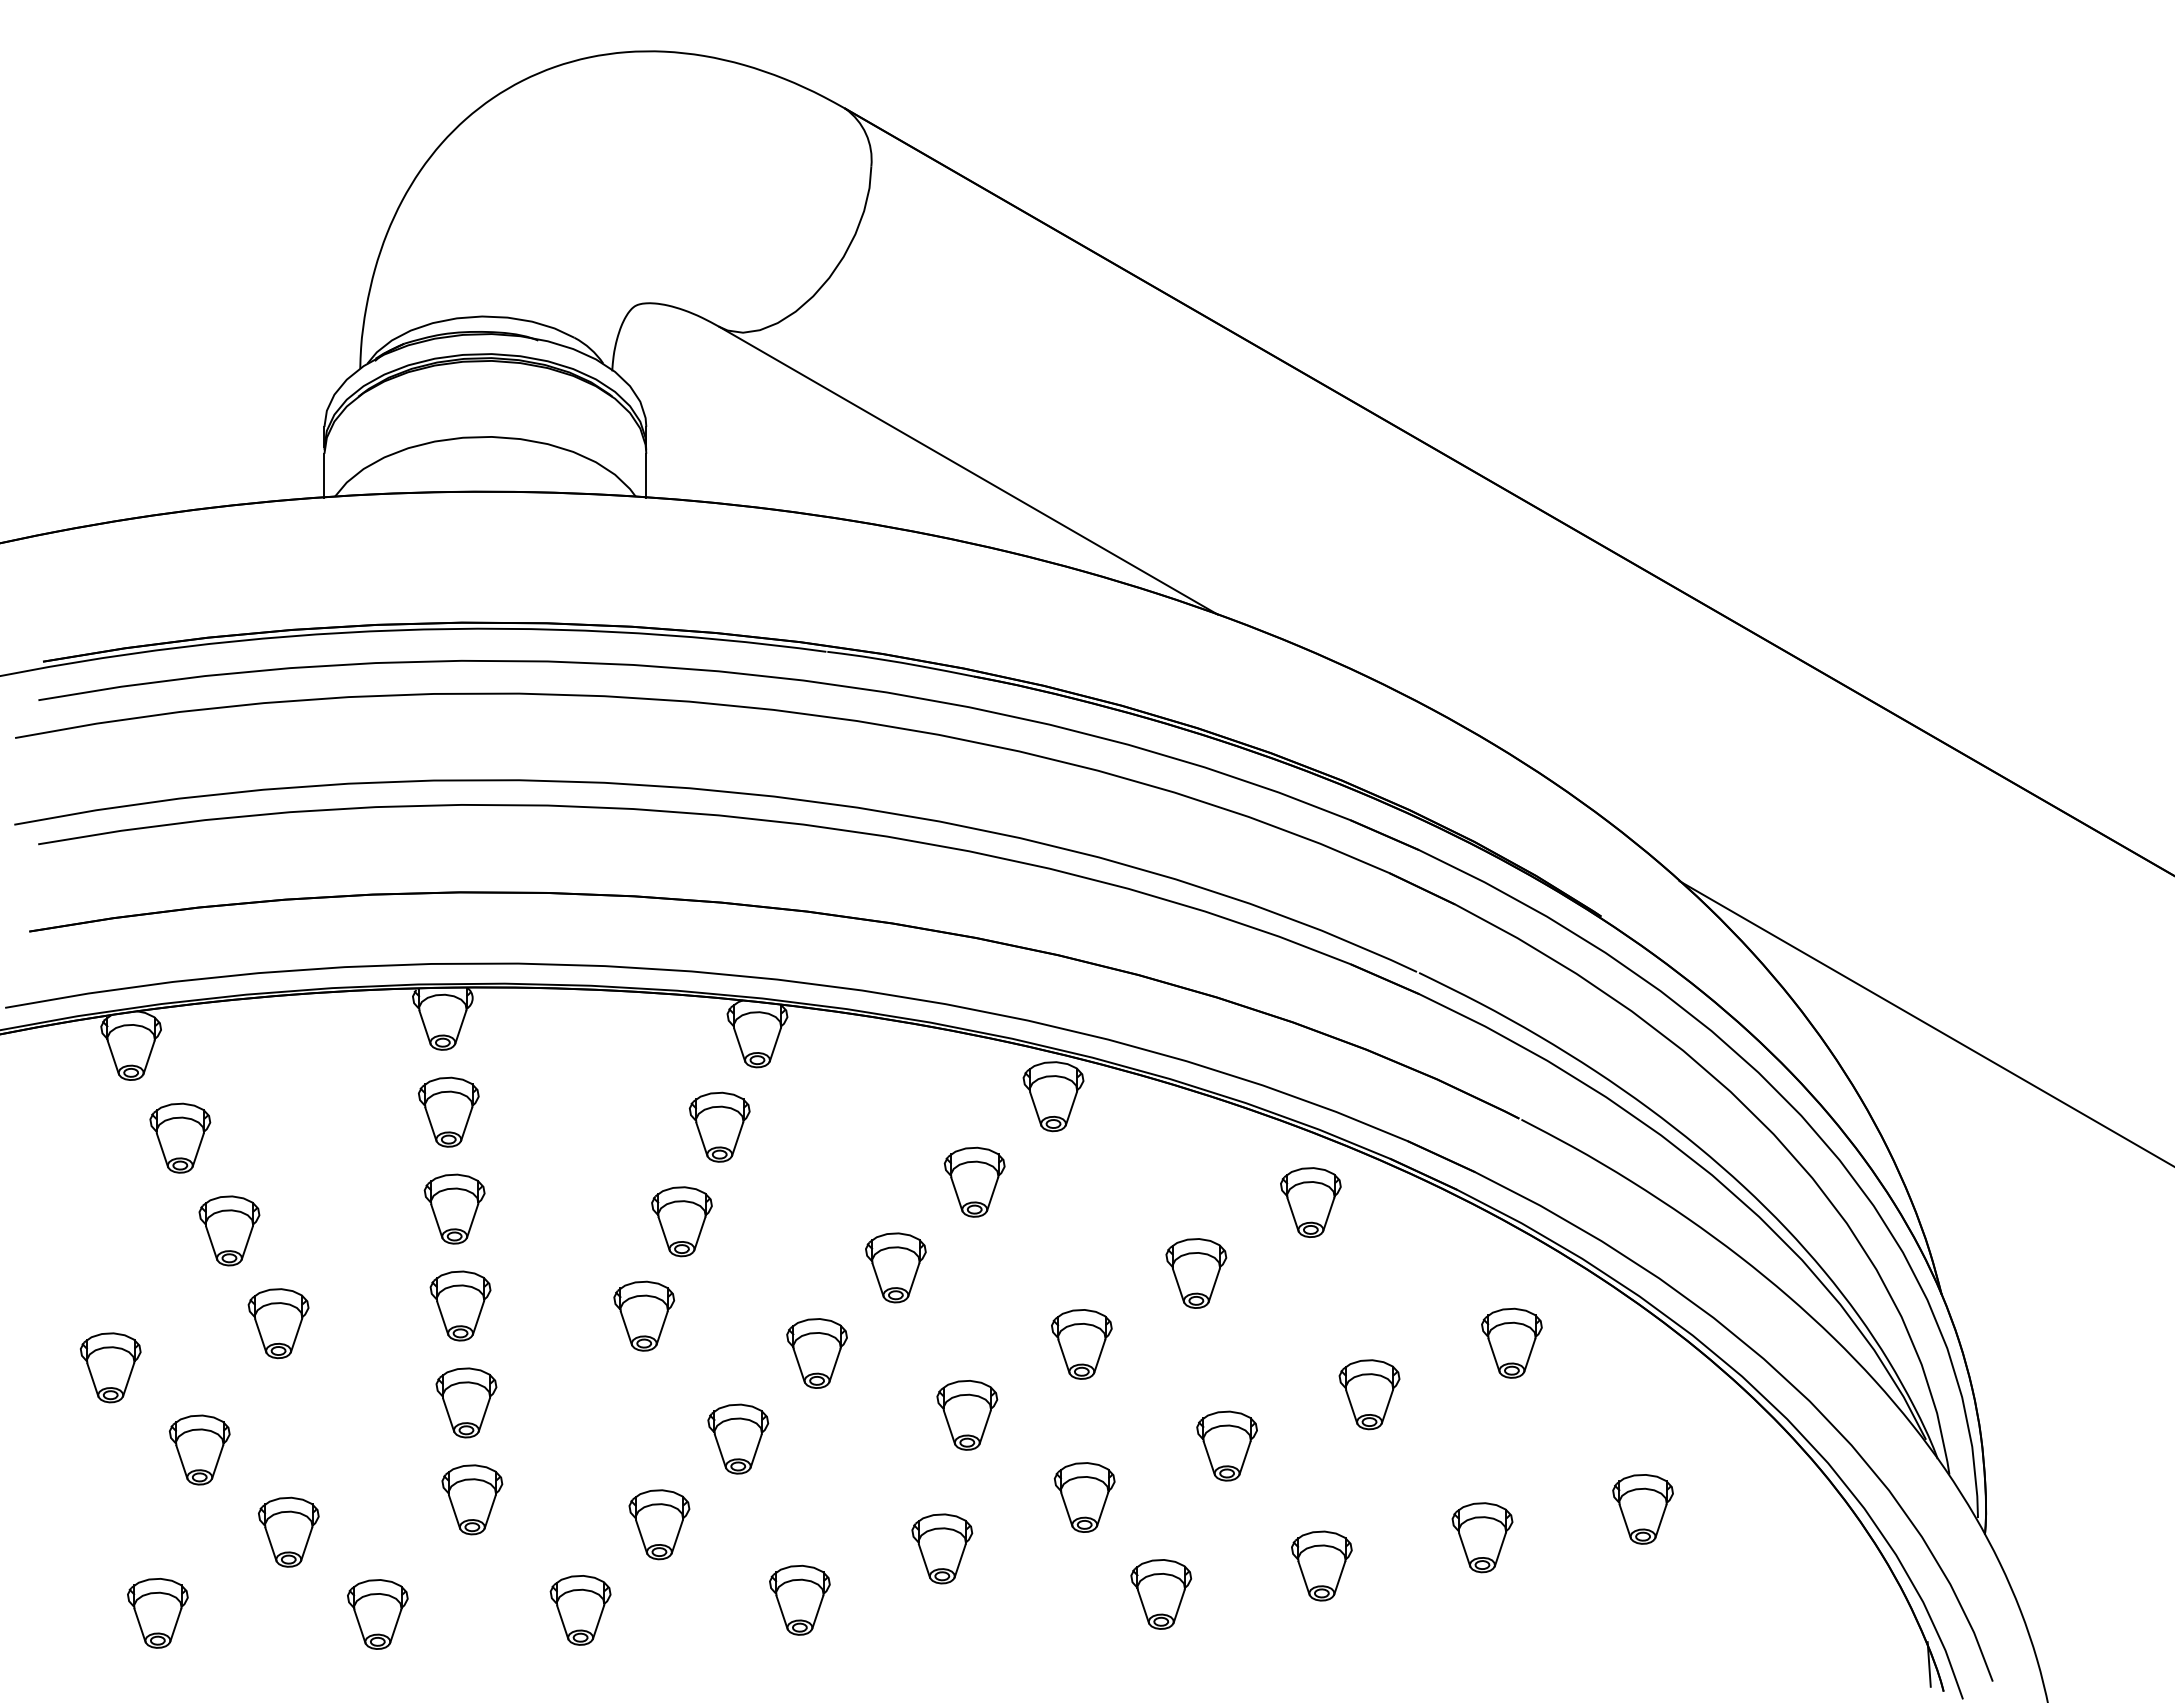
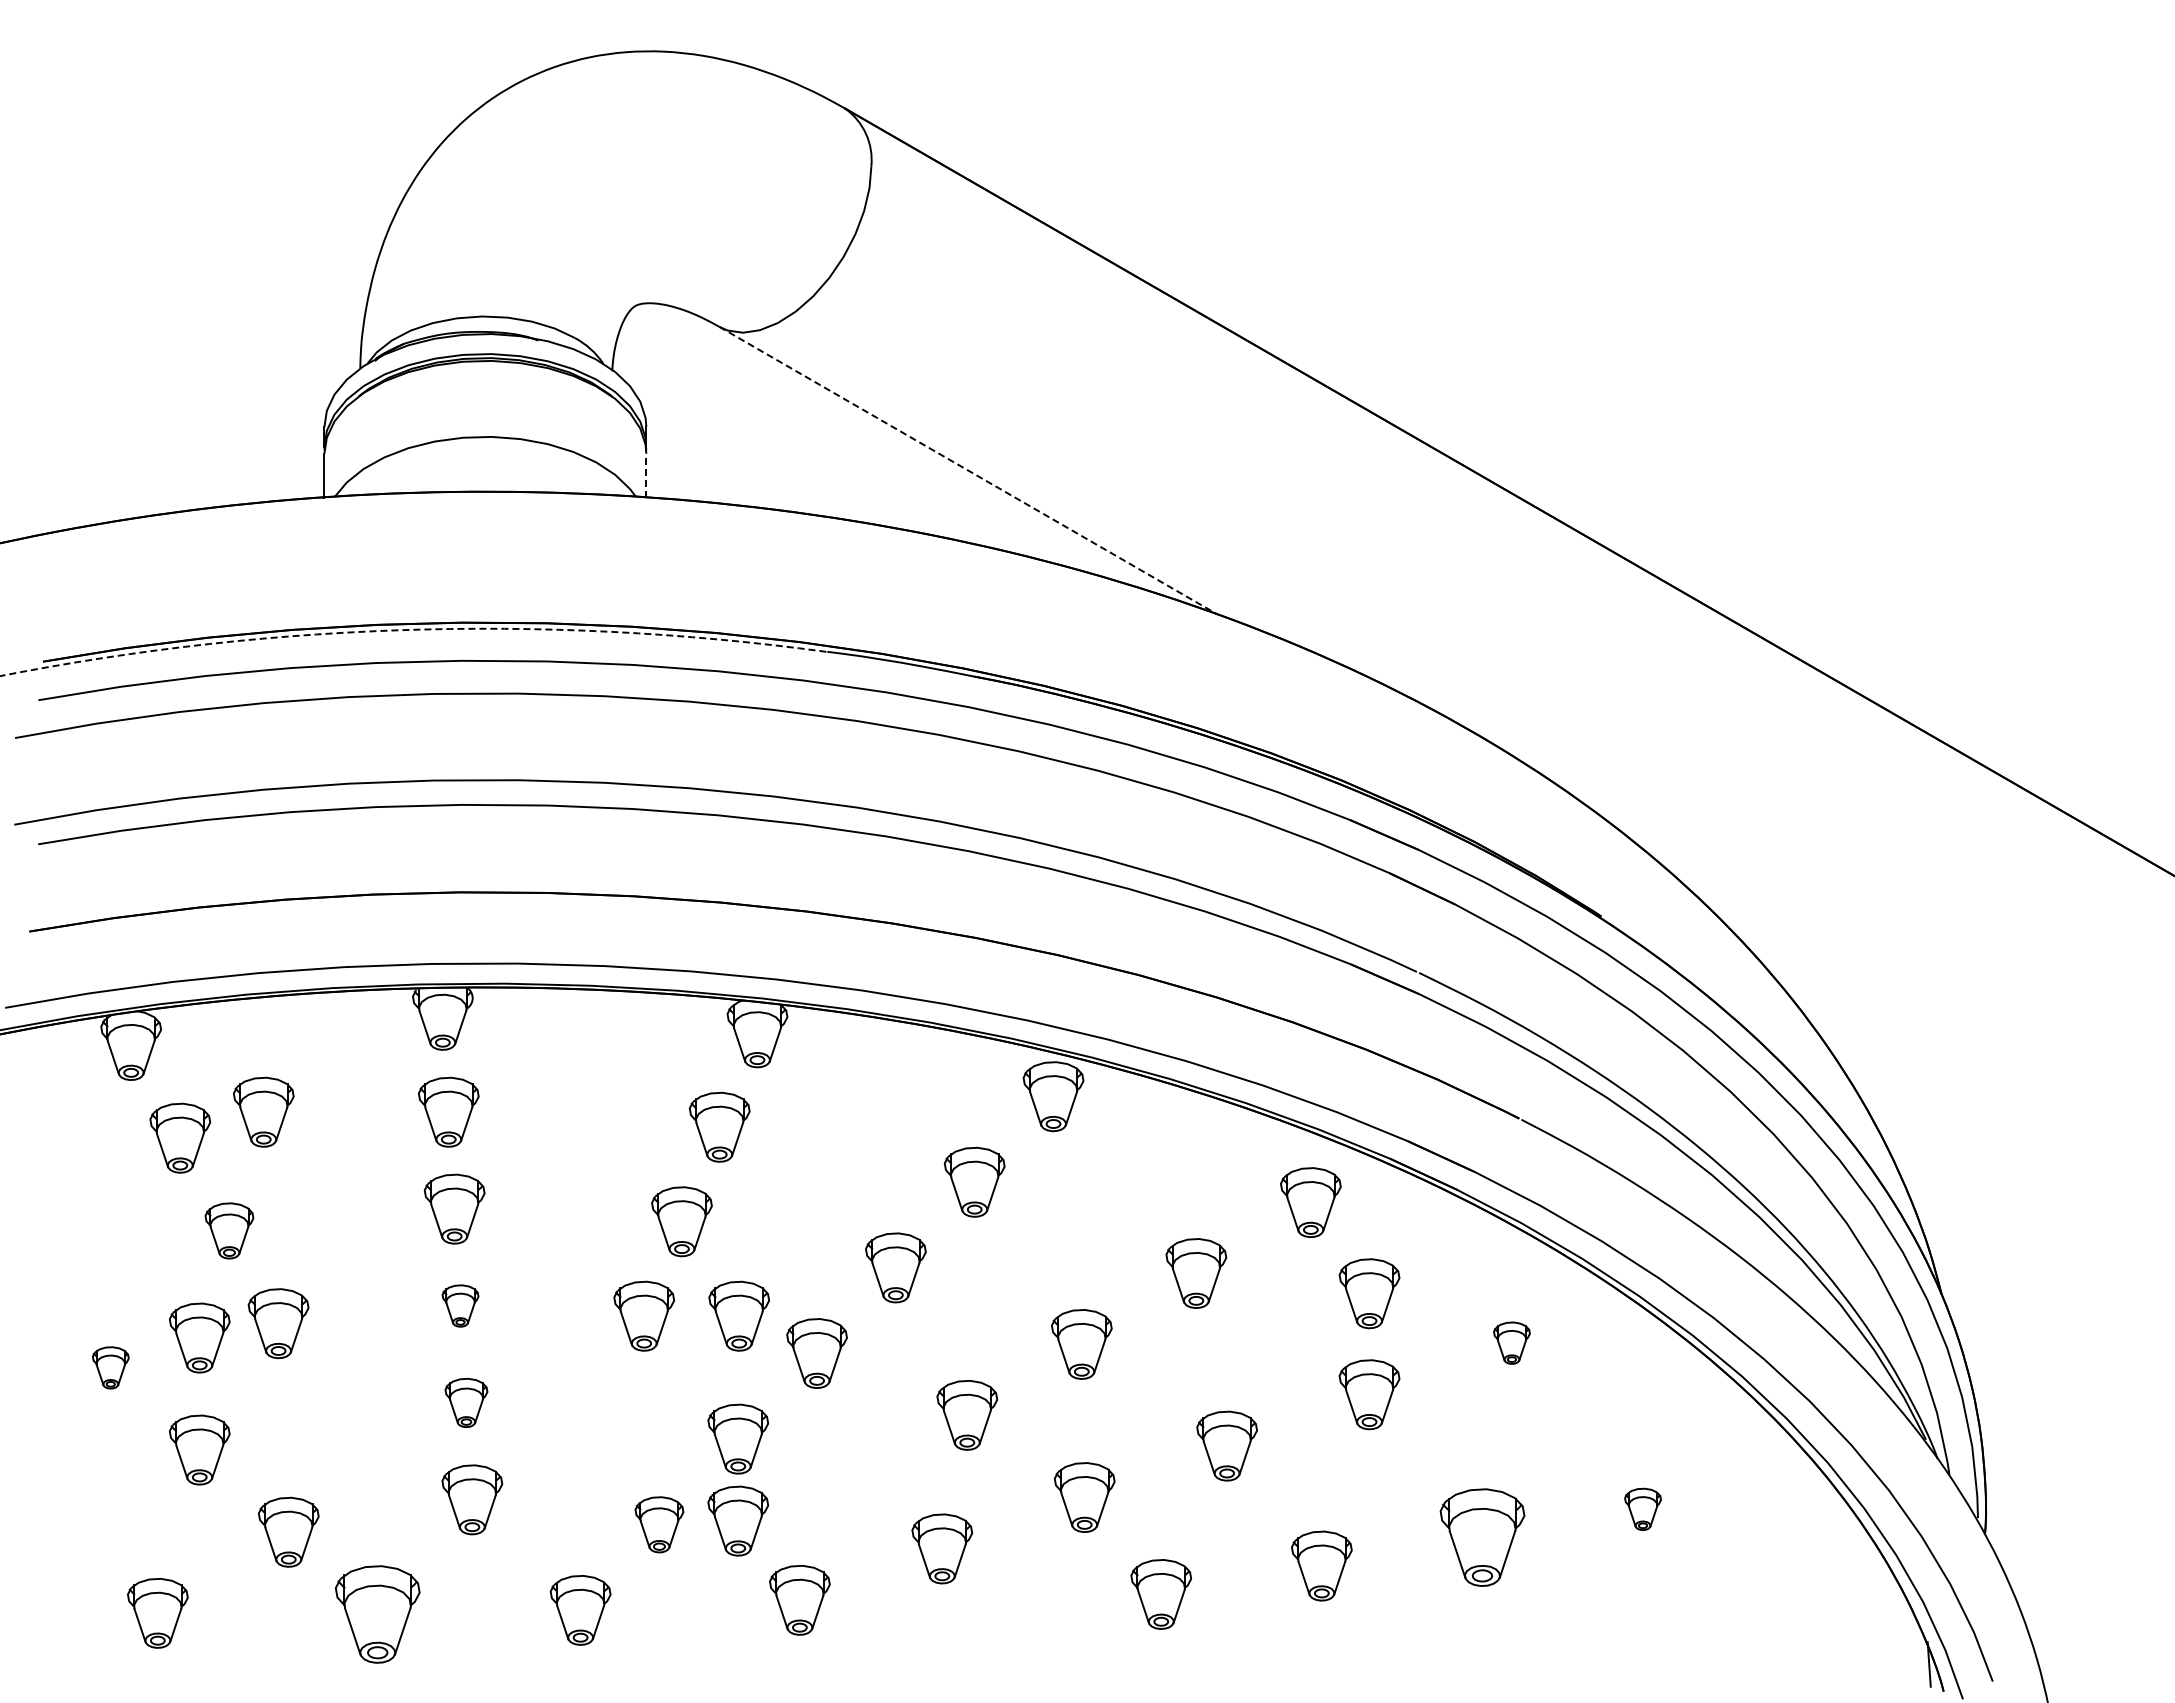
line: solid -> dashed (968, 470)
line: solid -> dashed (646, 475)
arc: solid -> dashed (411, 629)
line: present -> none (1925, 1023)
part: none -> present (263, 1111)
part size: 63x72 px -> 51x58 px (229, 1230)
part: none -> present (1369, 1293)
part size: 63x72 px -> 39x44 px (460, 1305)
part: none -> present (739, 1315)
part: none -> present (199, 1337)
part size: 62x72 px -> 38x44 px (1511, 1342)
part size: 62x72 px -> 38x44 px (110, 1367)
part size: 63x72 px -> 45x51 px (466, 1402)
part size: 62x71 px -> 38x44 px (1642, 1508)
part: none -> present (738, 1520)
part size: 63x72 px -> 51x58 px (659, 1524)
part size: 63x72 px -> 87x99 px (1482, 1537)
part size: 62x71 px -> 86x99 px (377, 1614)
